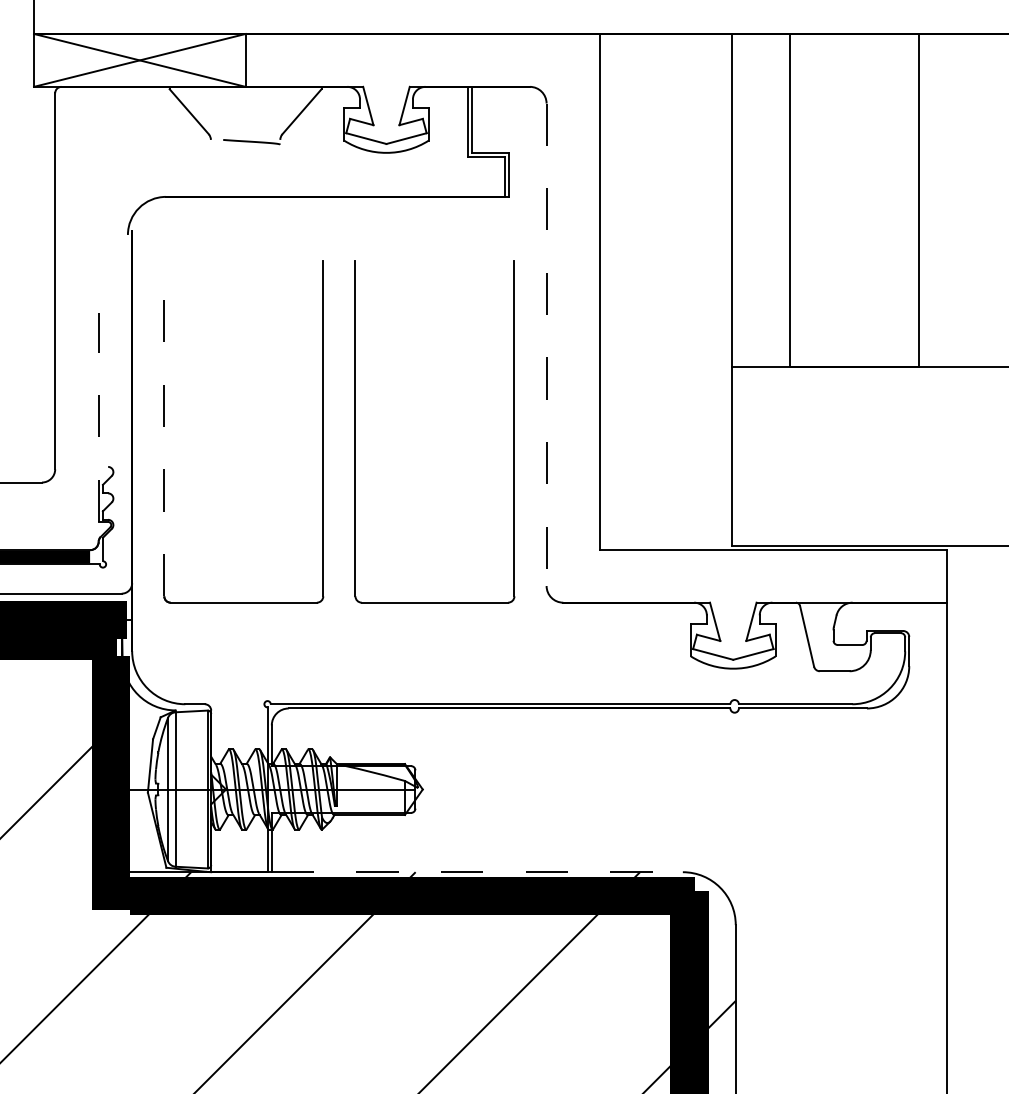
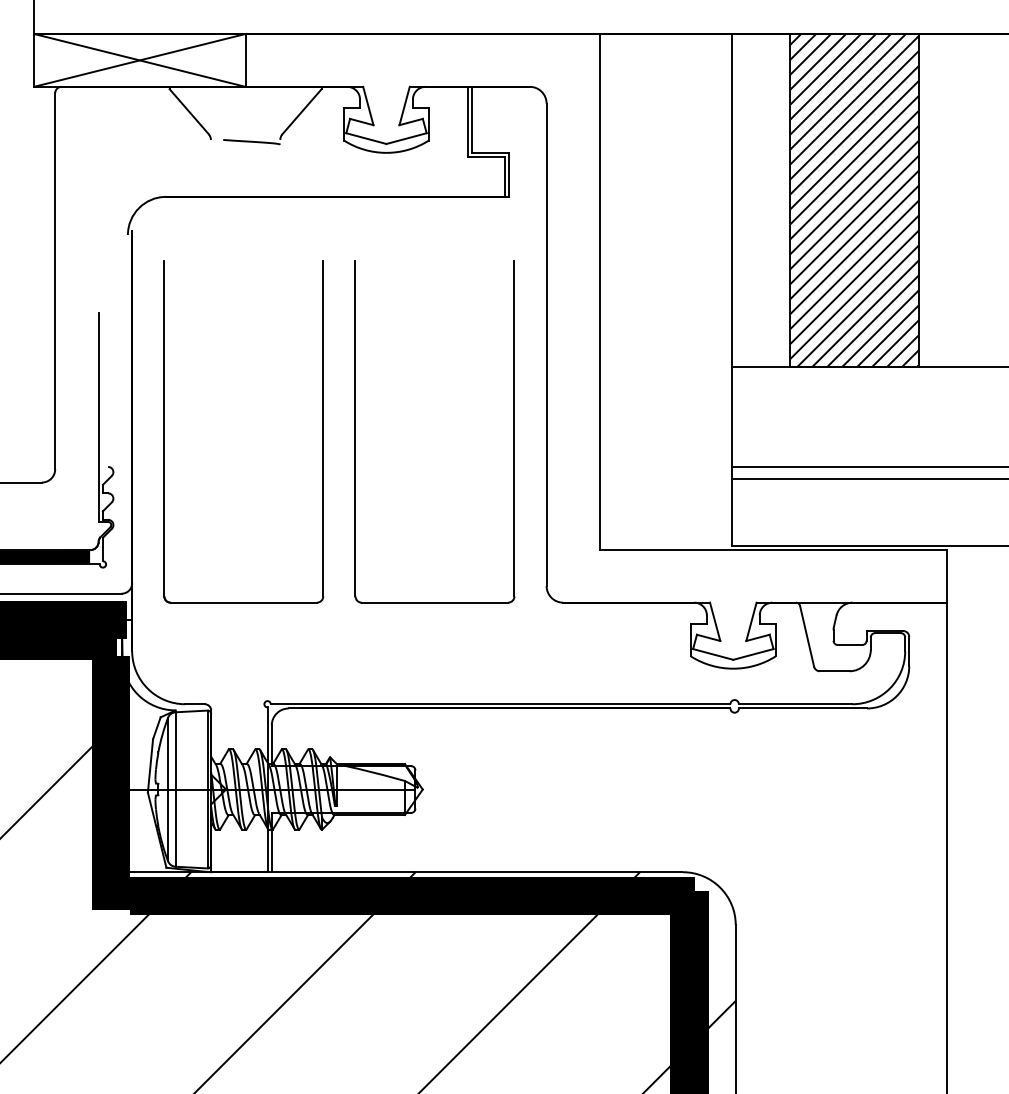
hatch: none -> present (854, 199)
line: dashed -> solid (546, 345)
line: dashed -> solid (98, 417)
line: dashed -> solid (164, 428)
line: none -> present (868, 466)
line: none -> present (868, 479)
line: dashed -> solid (477, 872)
